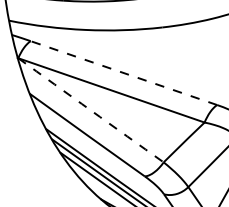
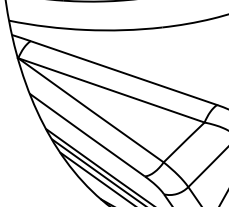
line: dashed -> solid (123, 73)
arc: dashed -> solid (90, 110)
